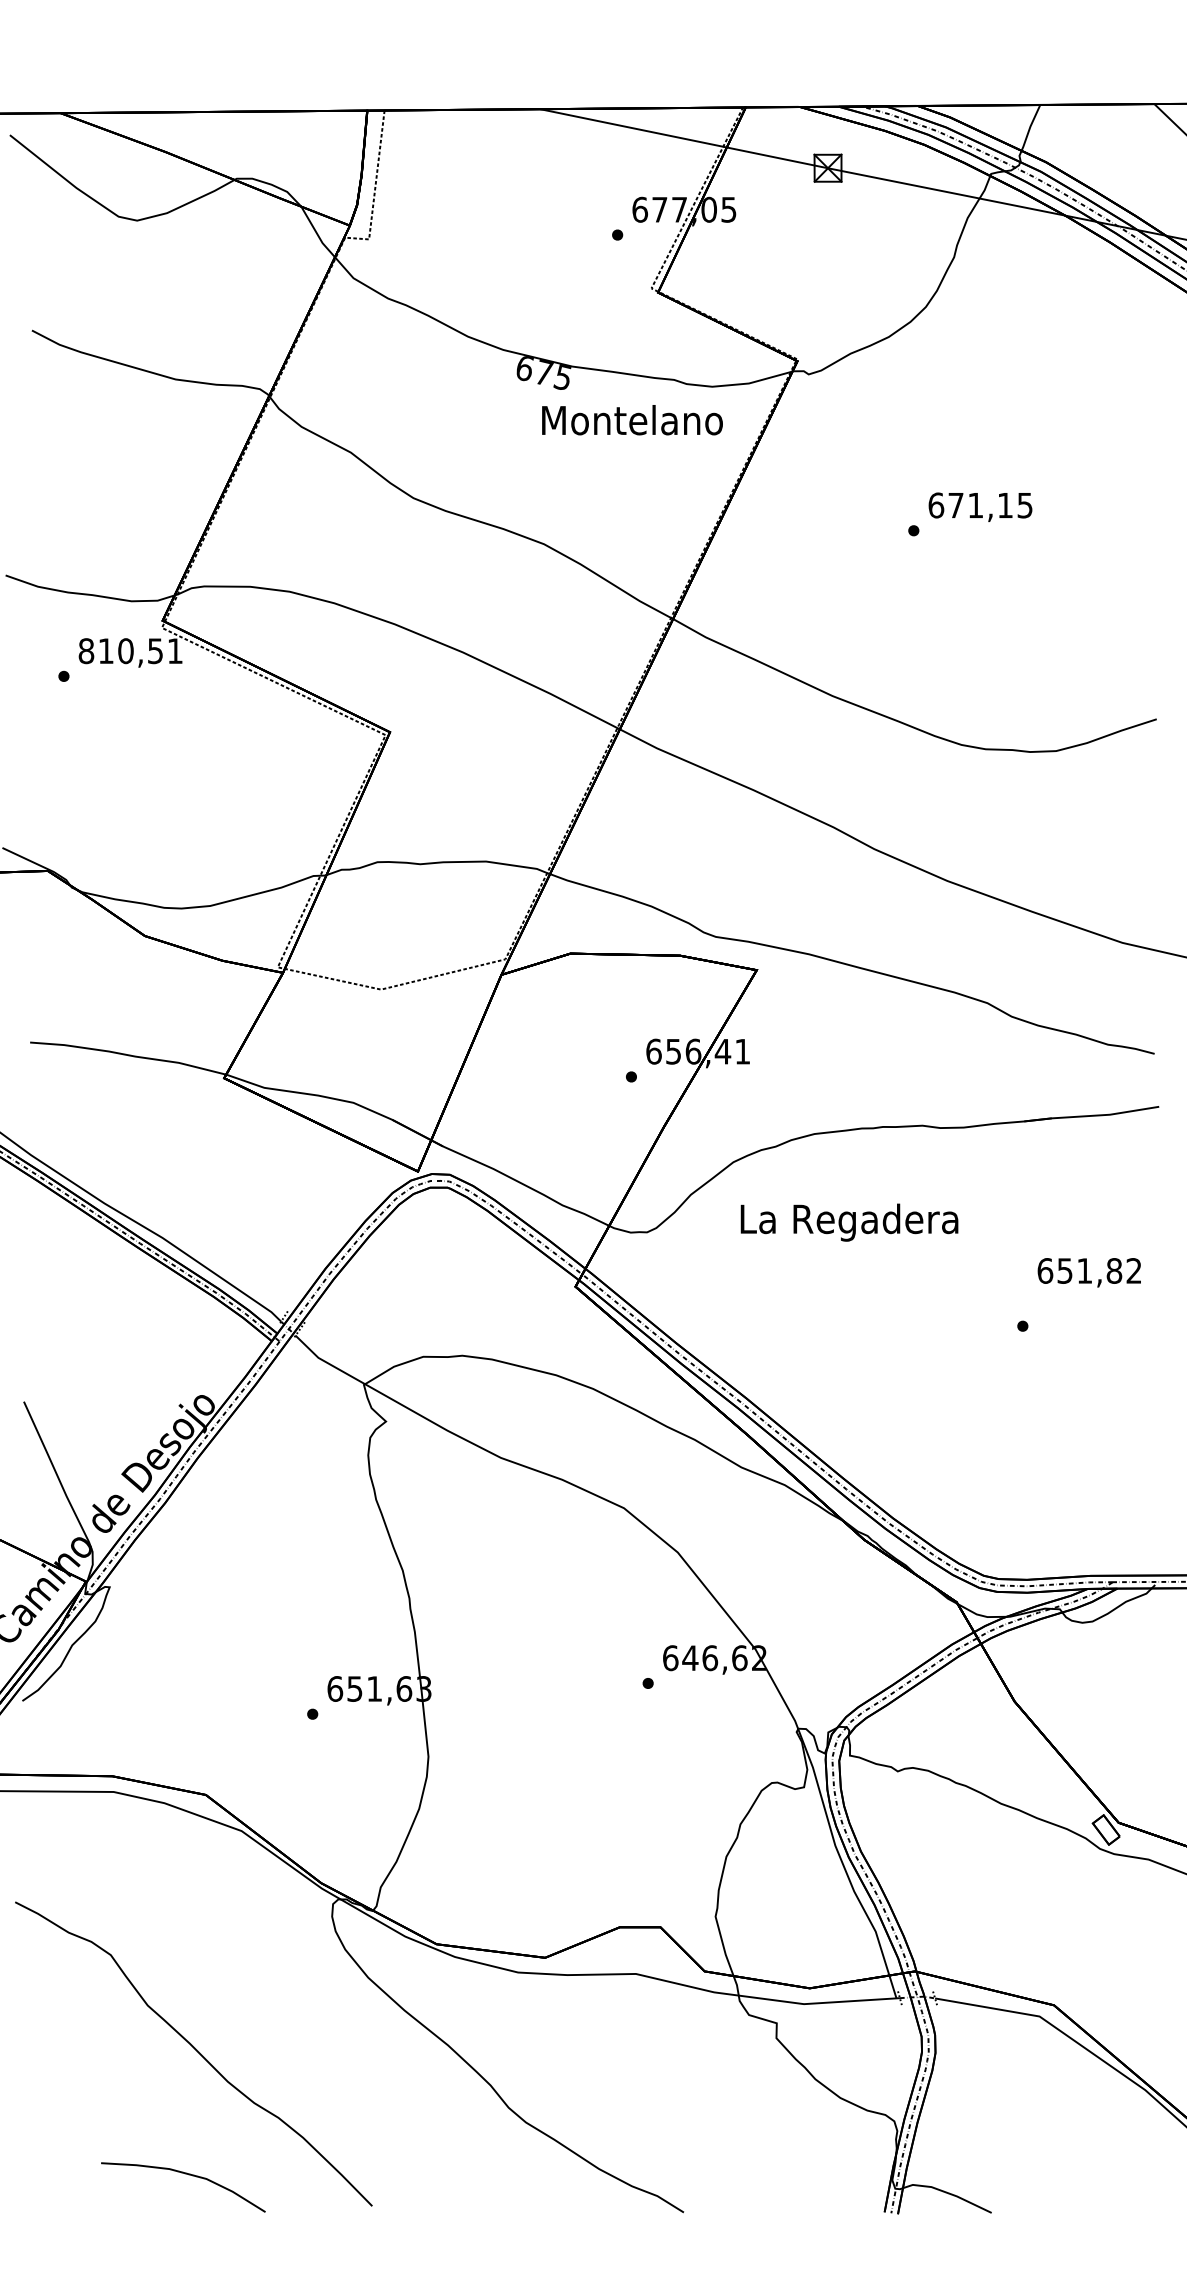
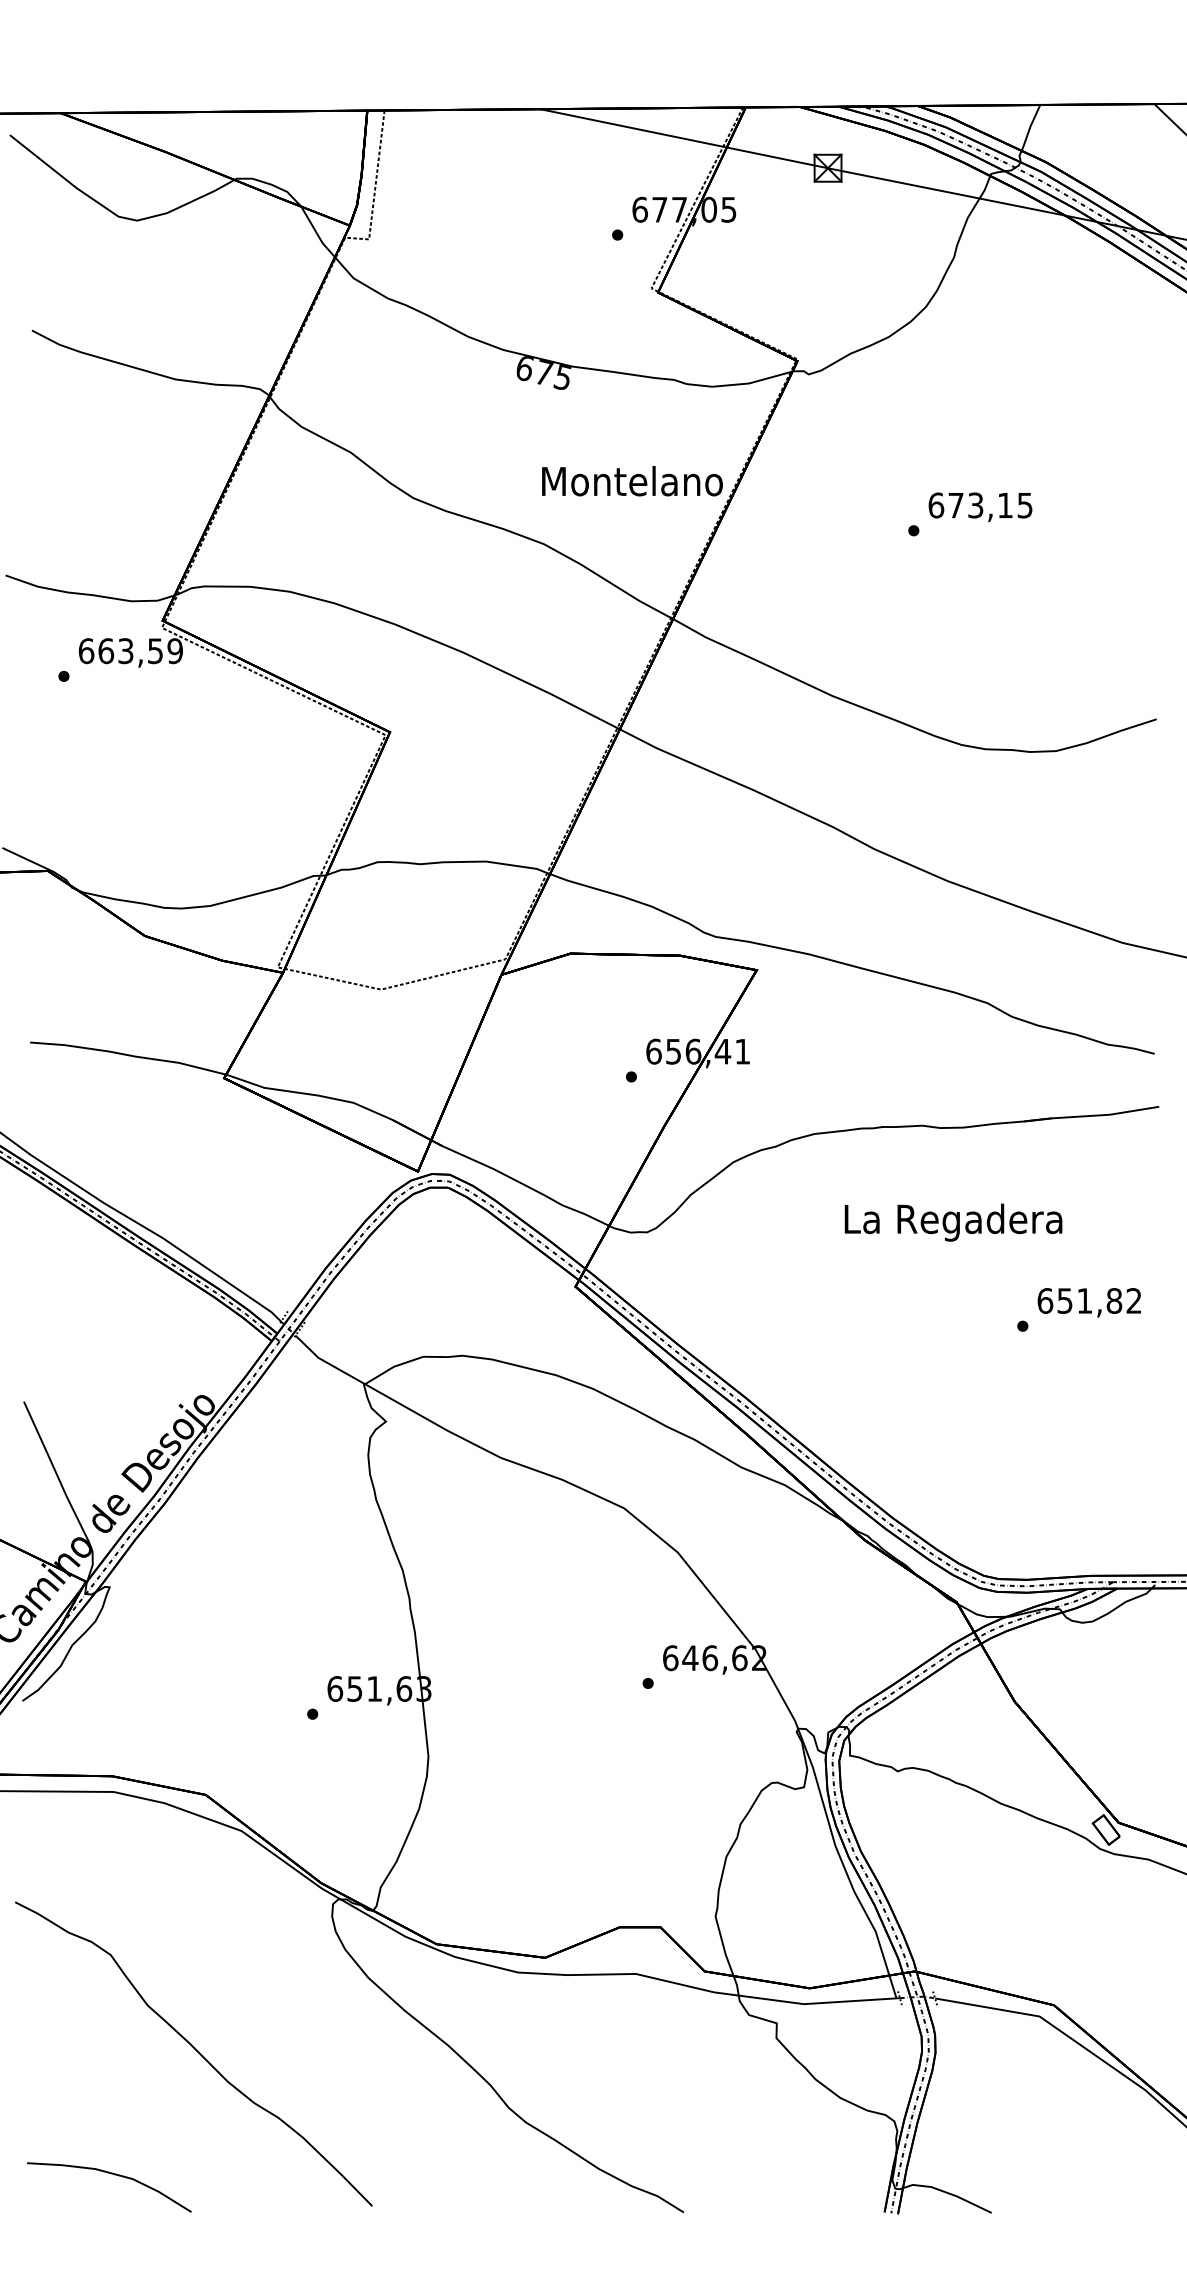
text position: (632, 420) -> (632, 481) (632, 481)
text: 671,15 -> 673,15 (975, 505)
text: 810,51 -> 663,59 (130, 651)
text position: (849, 1222) -> (953, 1222) (953, 1222)
text position: (1088, 1272) -> (1088, 1302) (1088, 1302)
curve position: (188, 2175) -> (114, 2175) (114, 2175)
